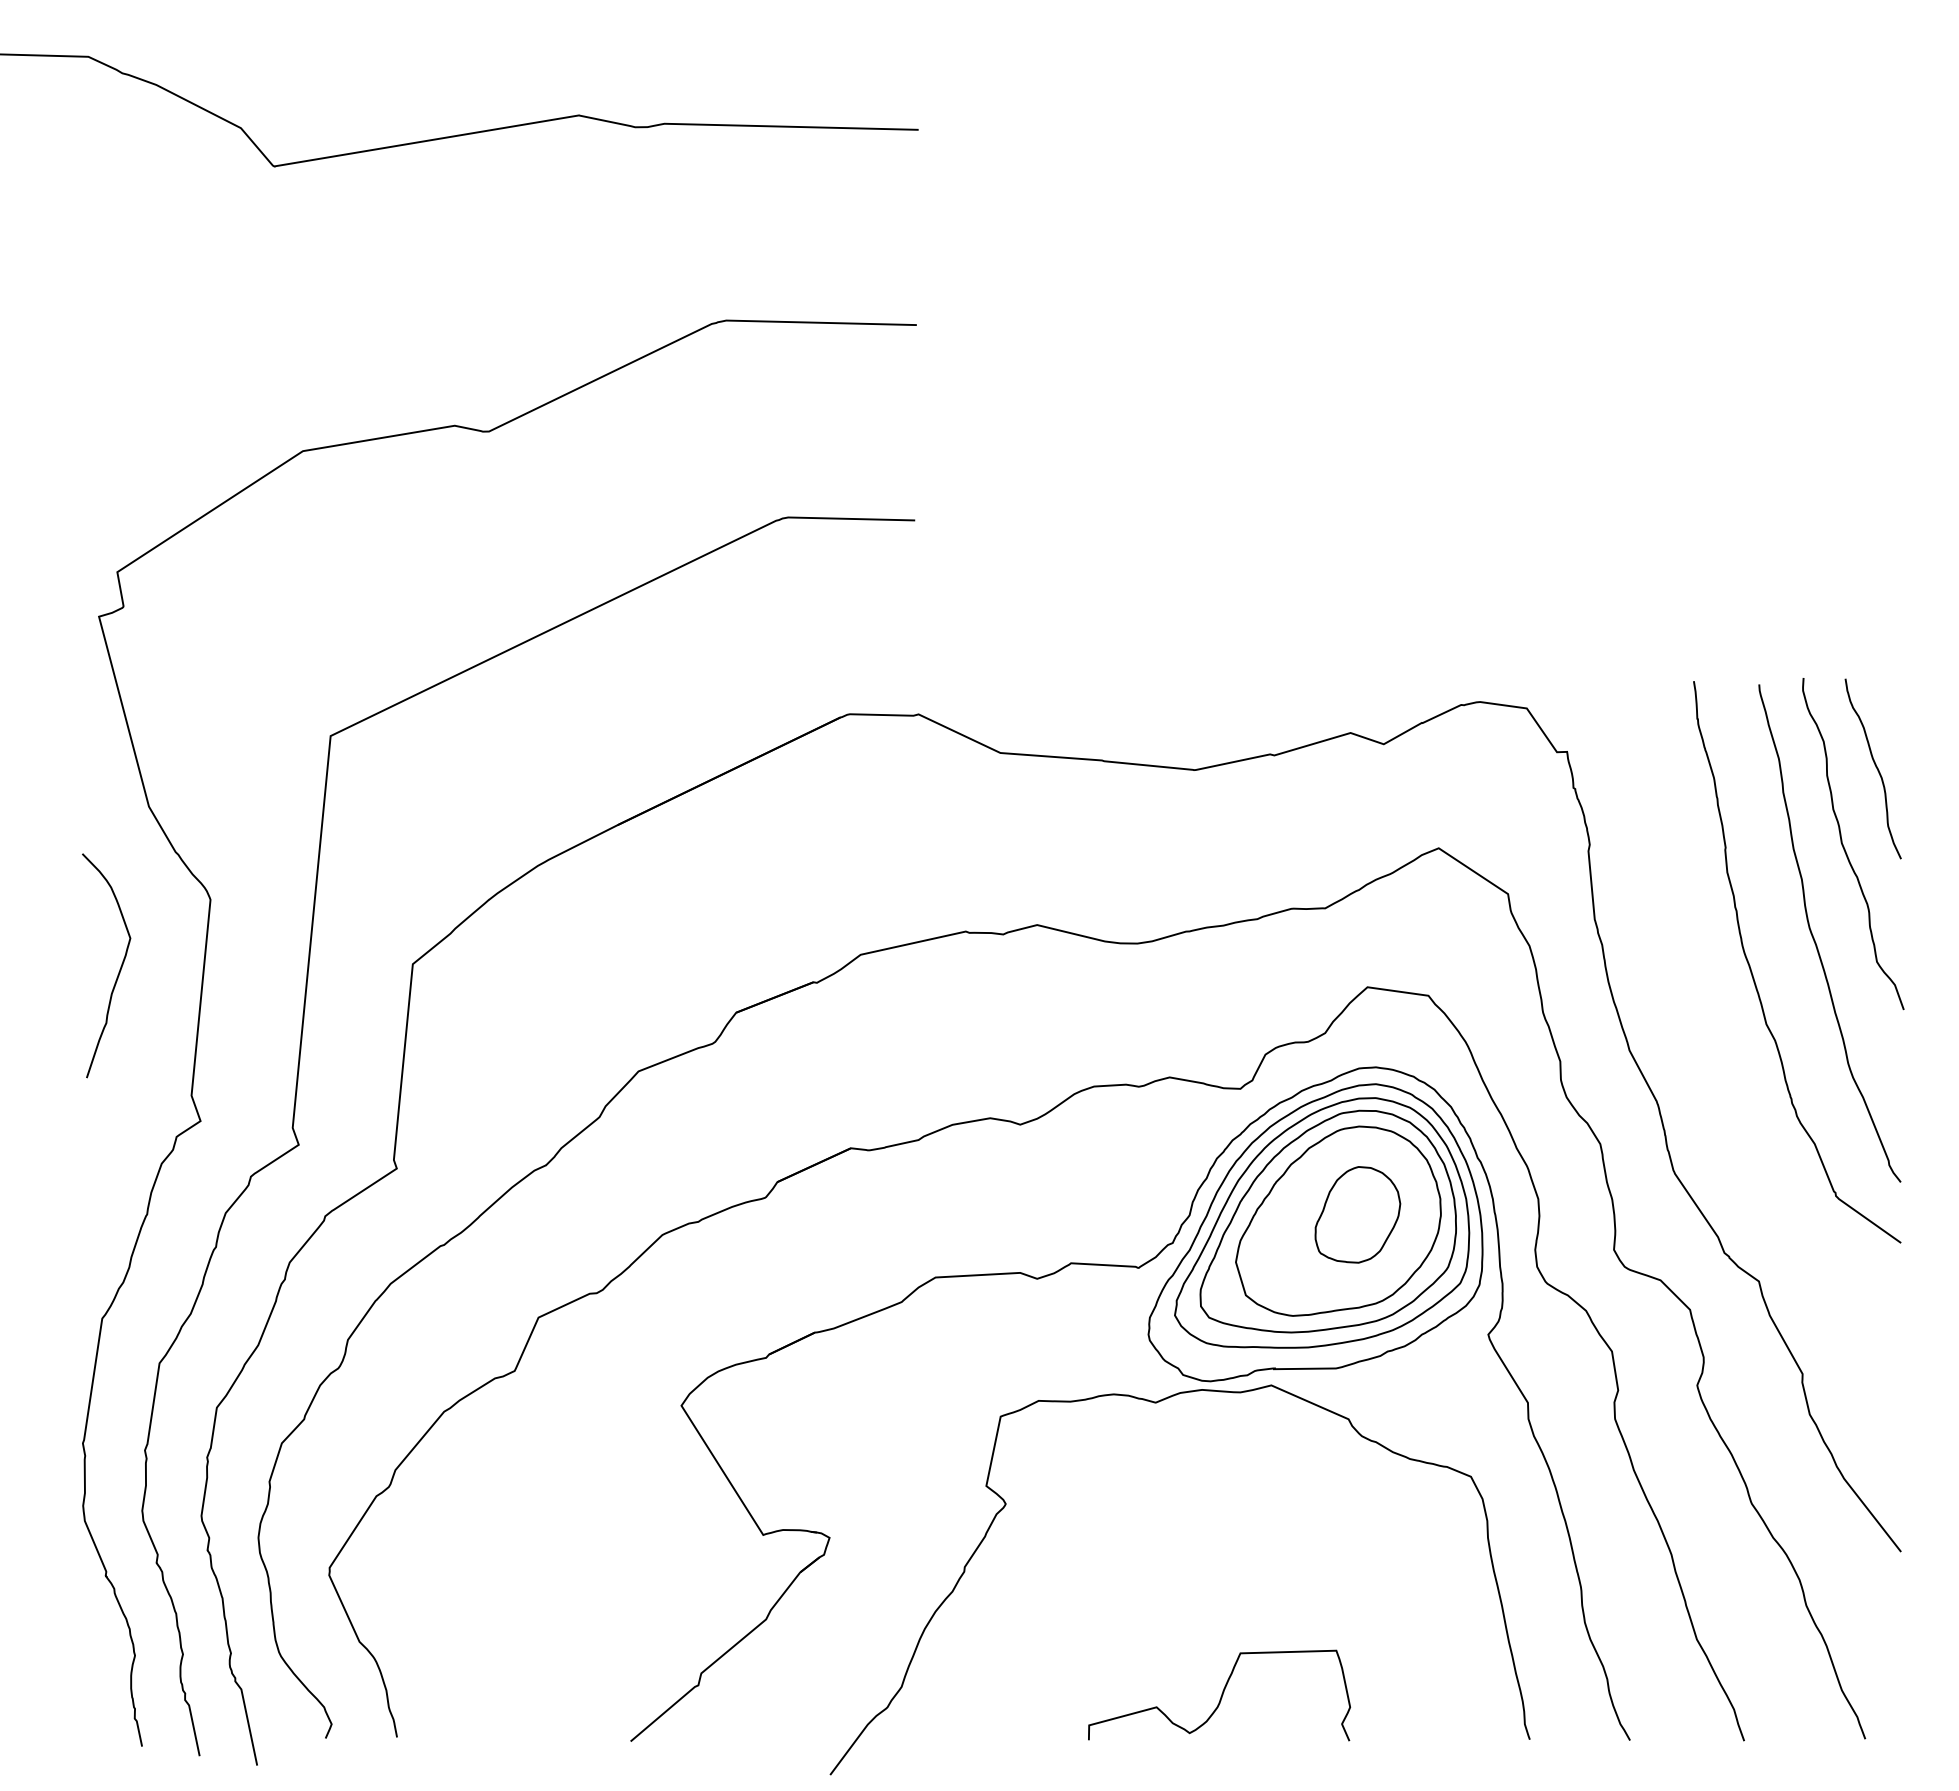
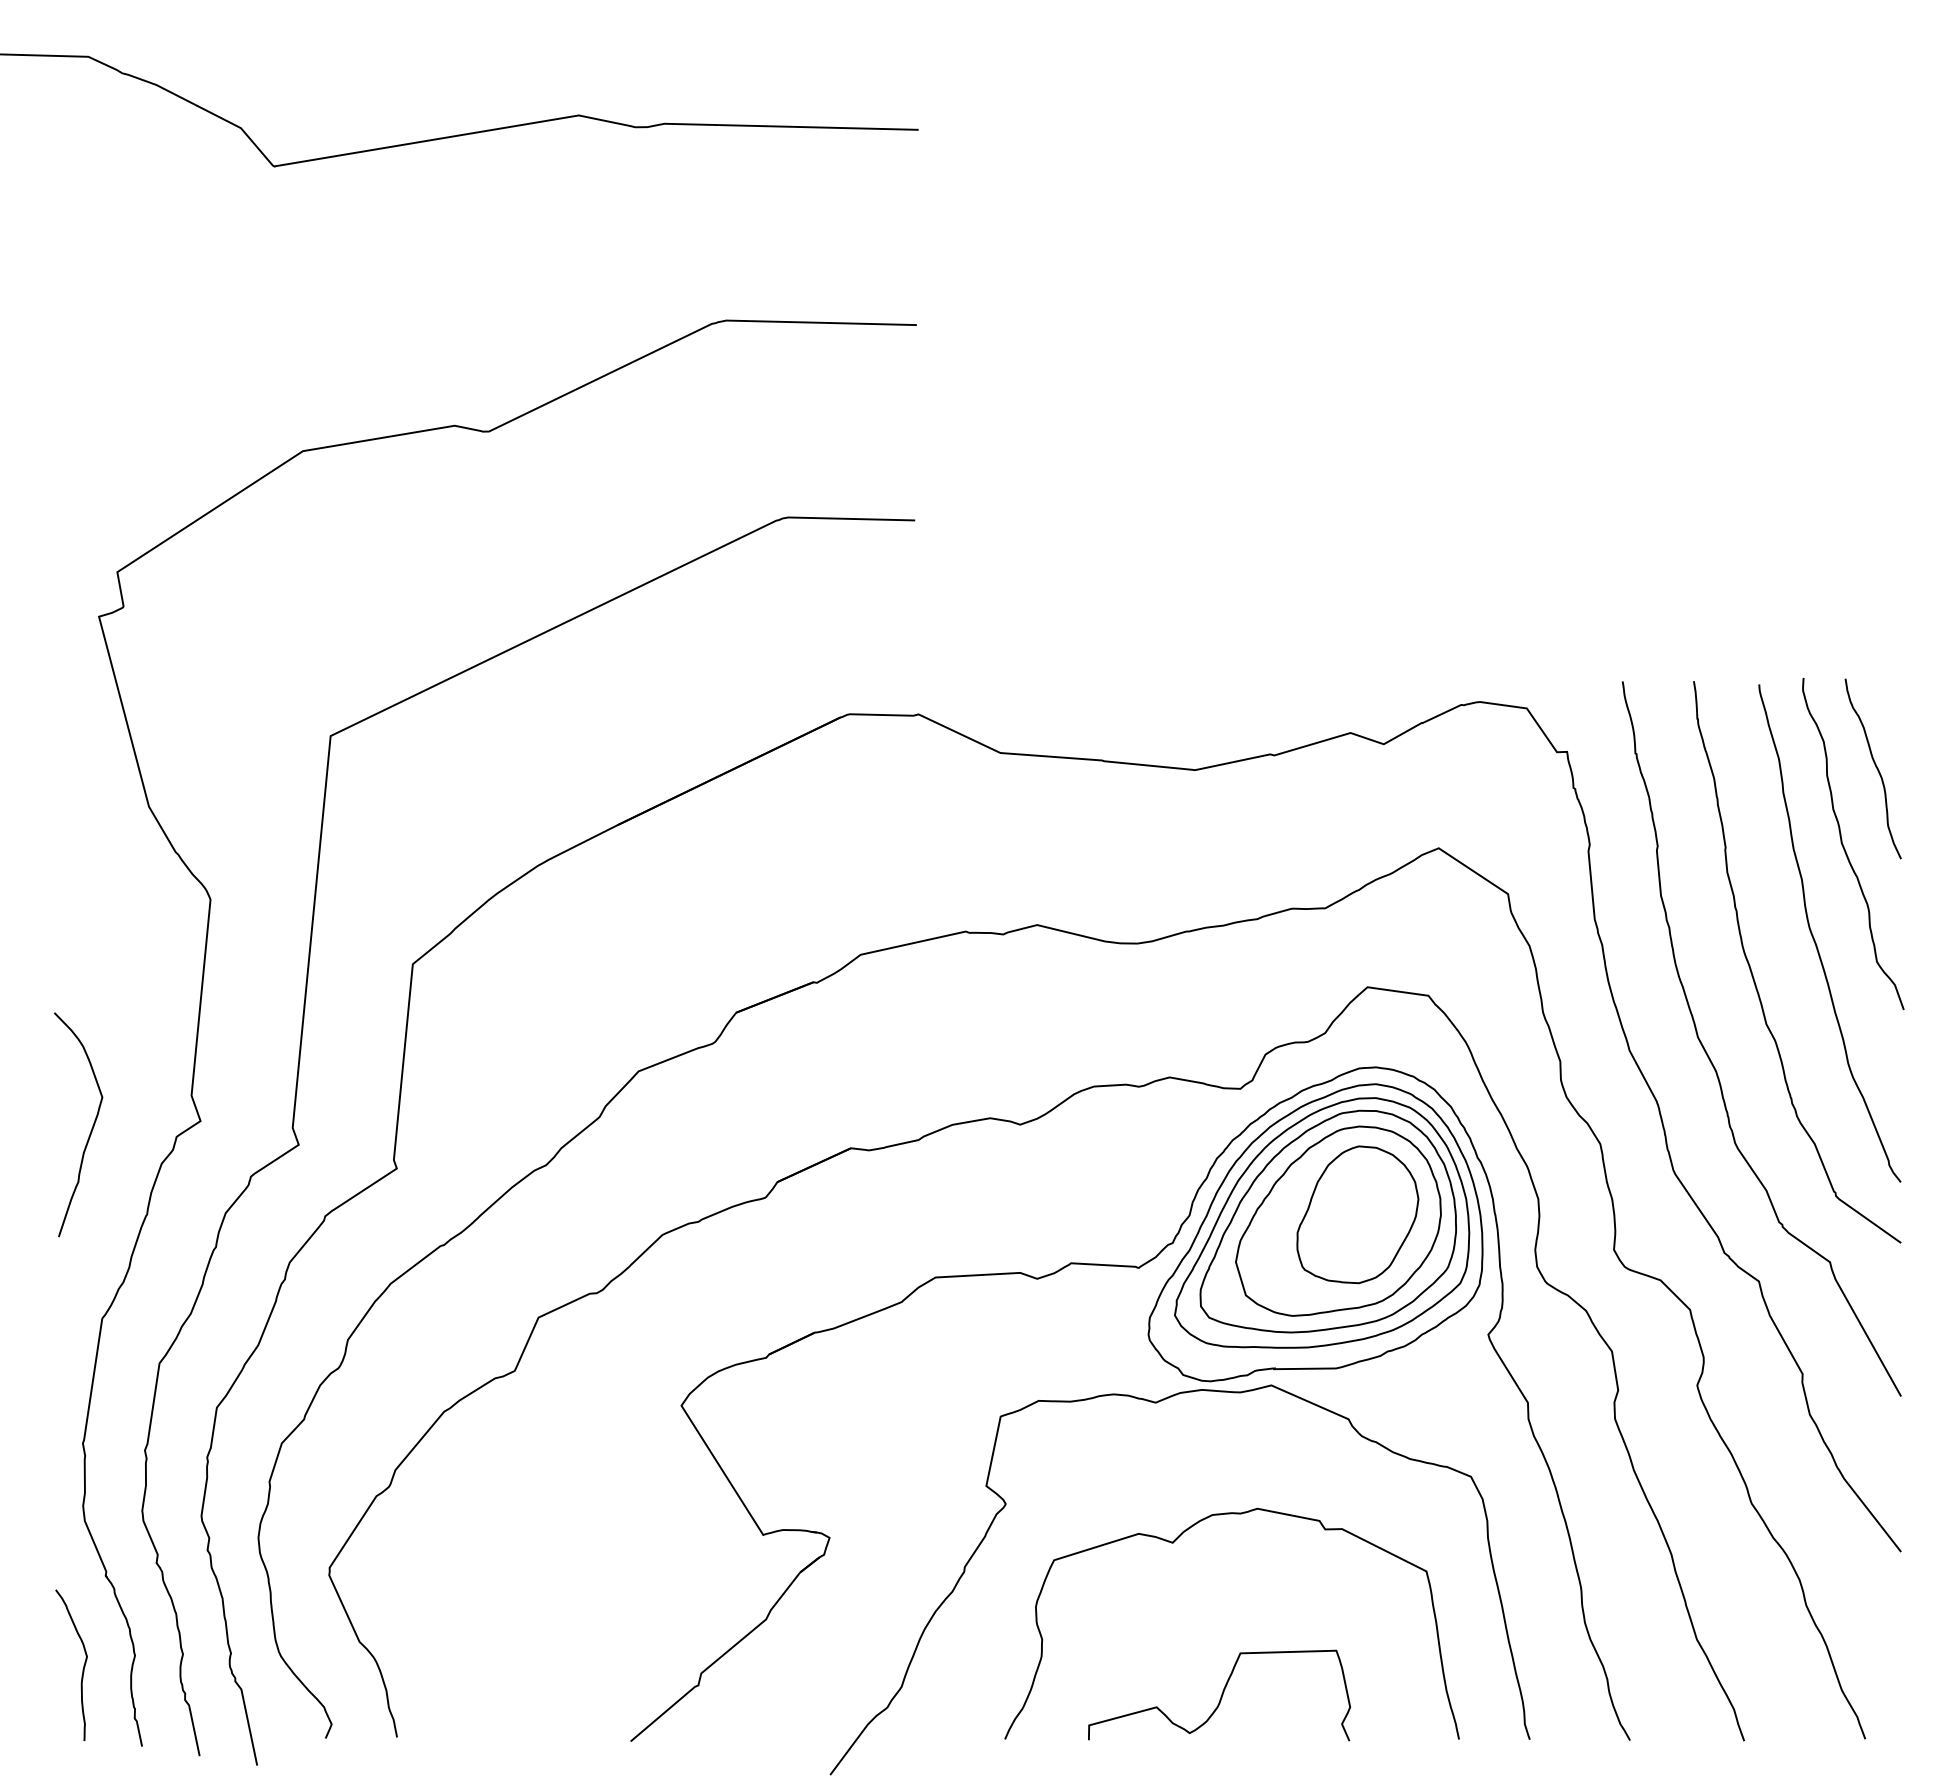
curve position: (119, 969) -> (91, 1128) (91, 1128)
curve: none -> present (1715, 1067)
part size: 88x98 px -> 124x140 px (1357, 1214)
curve: none -> present (1173, 1543)
curve: none -> present (83, 1665)
